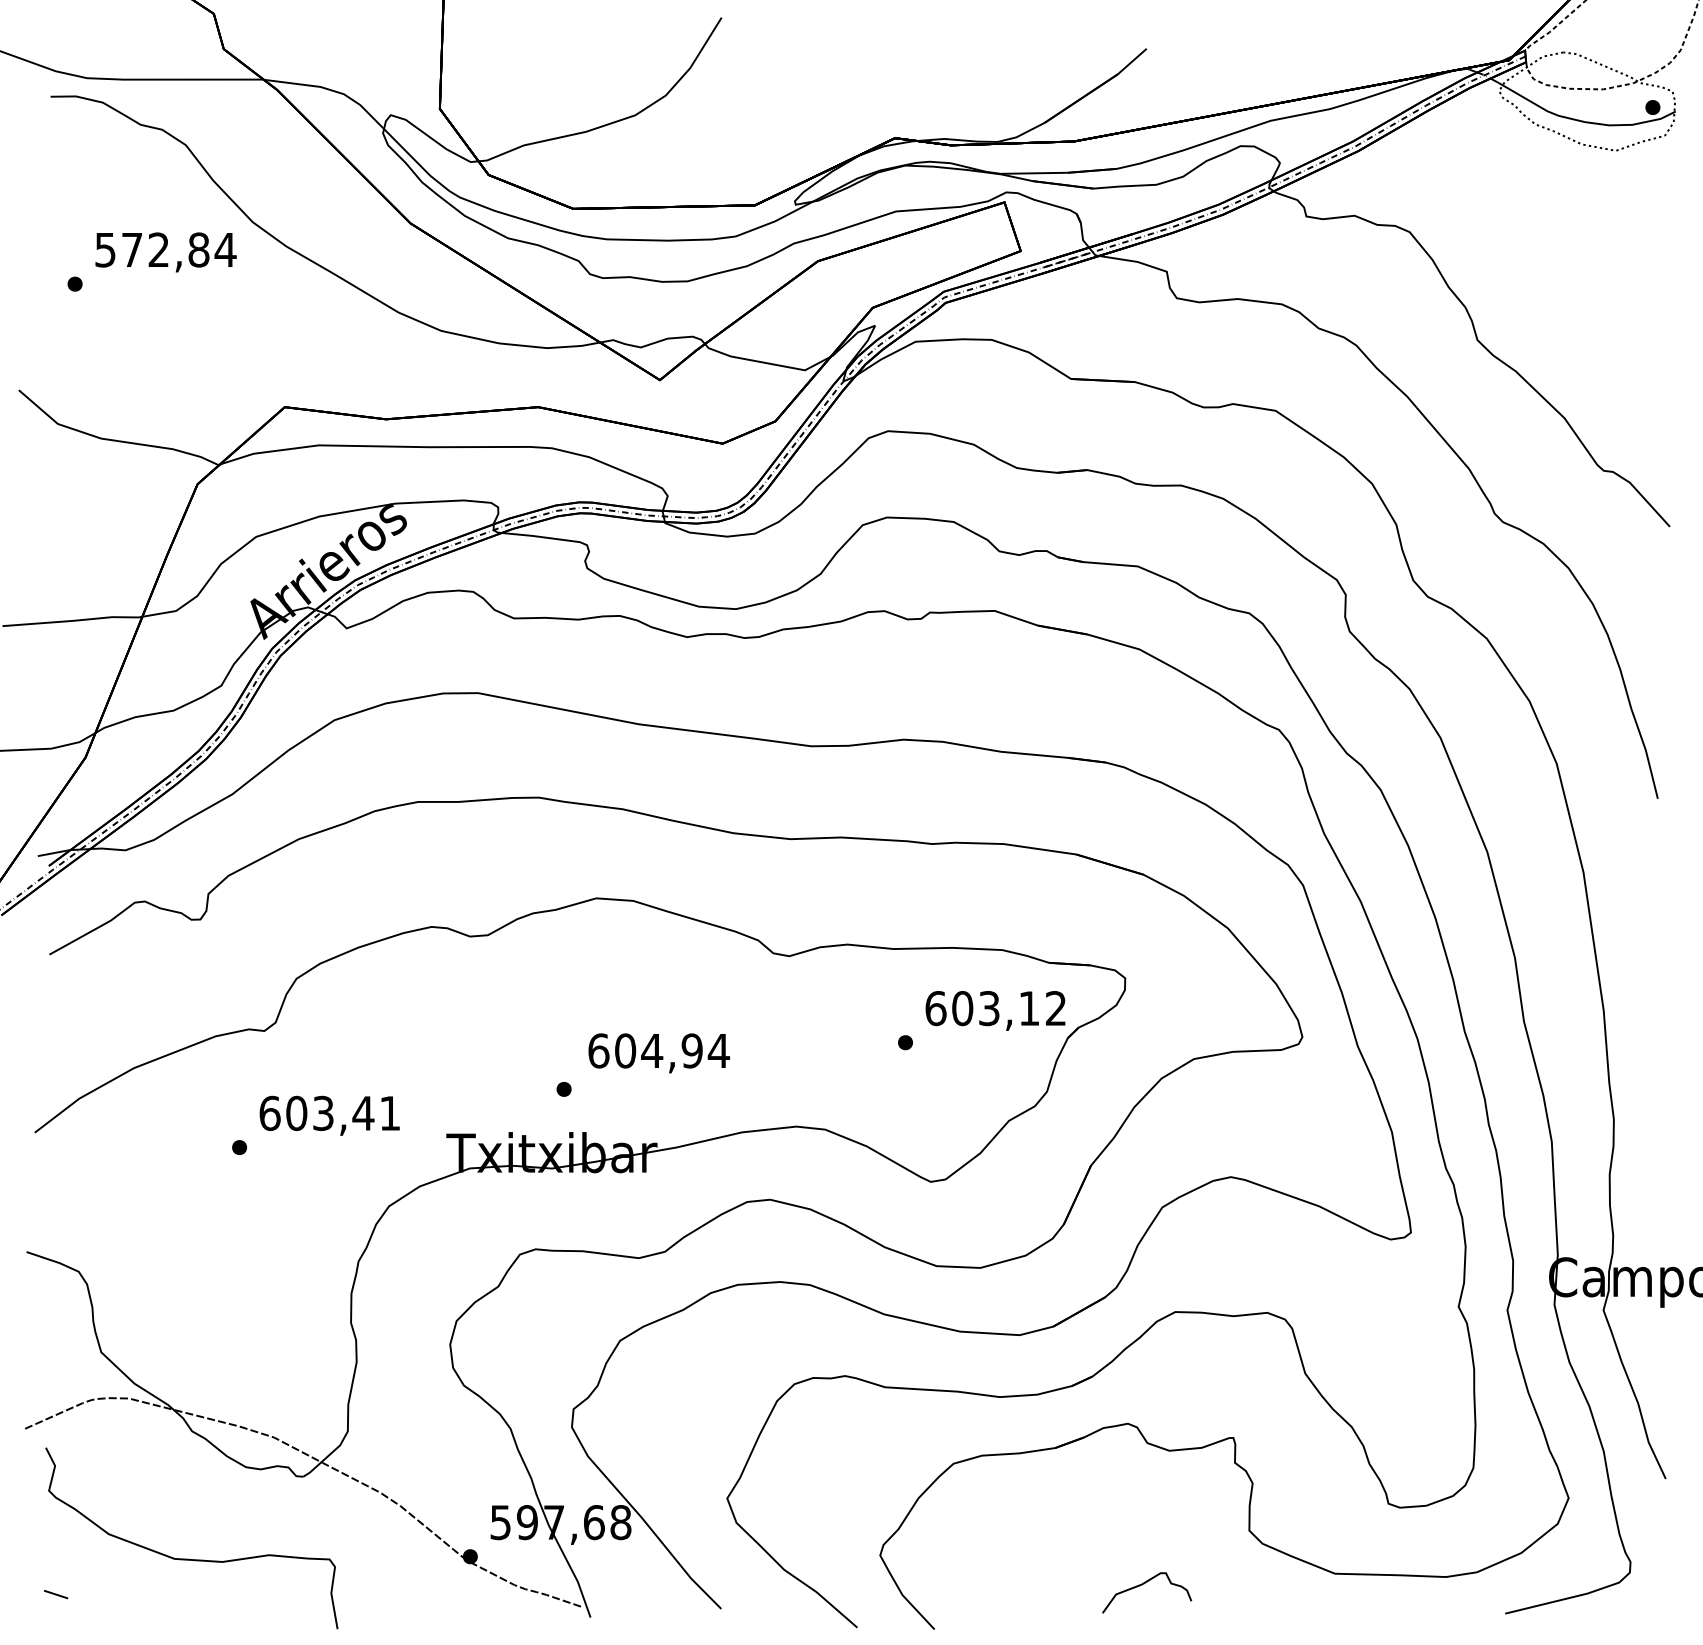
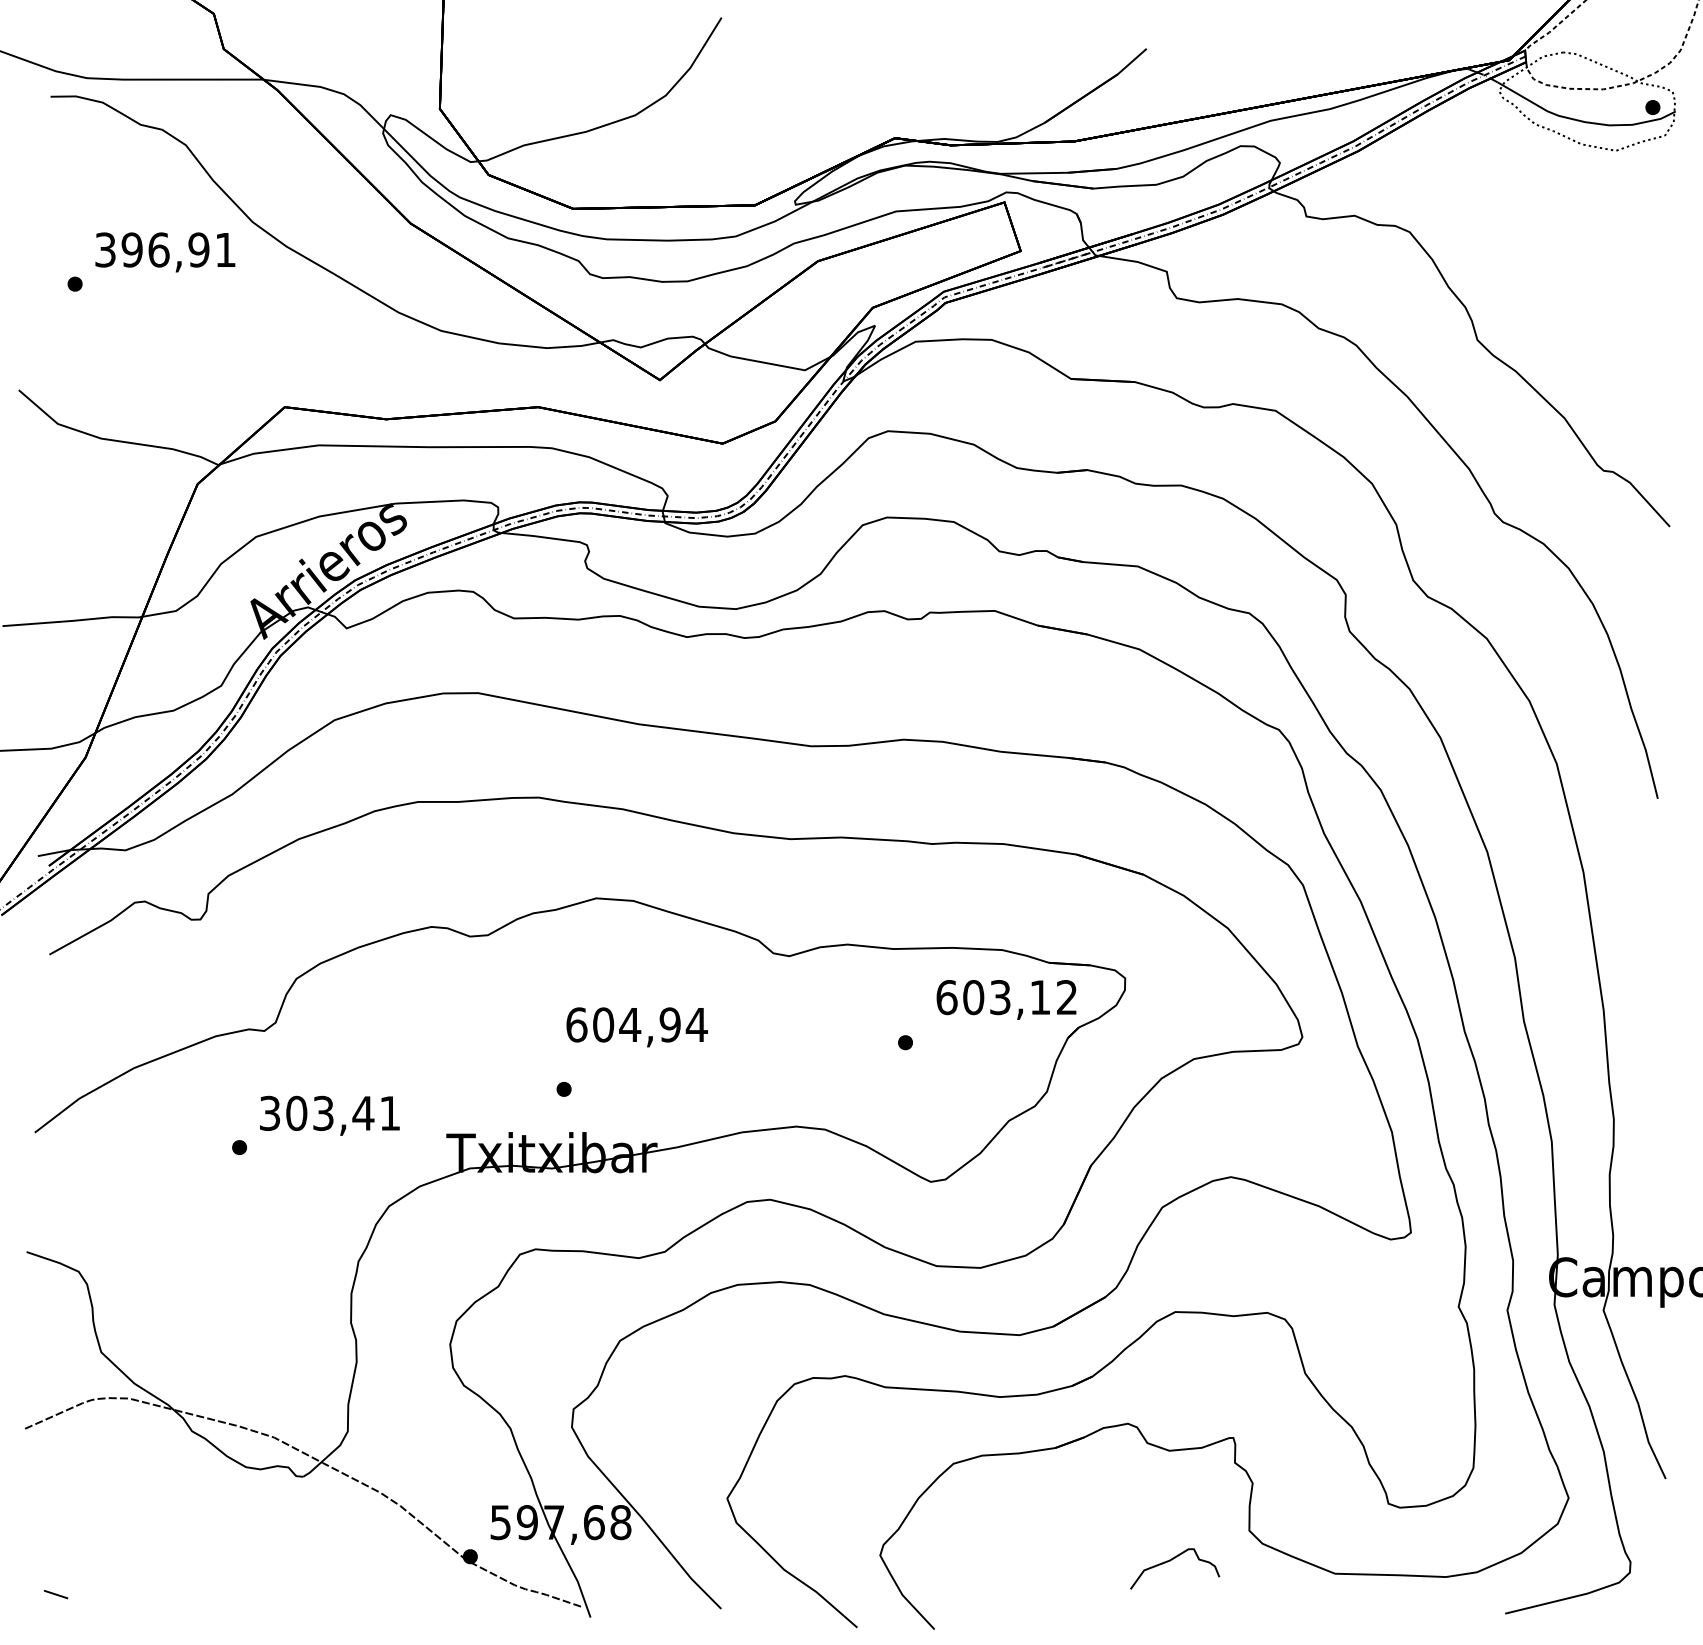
text: 572,84 -> 396,91 (165, 249)
text position: (995, 1010) -> (1006, 999) (1006, 999)
text position: (658, 1053) -> (636, 1027) (636, 1027)
text: 603,41 -> 303,41 (269, 1113)
curve: present -> none (188, 1558)
curve position: (1144, 1584) -> (1172, 1560) (1172, 1560)
